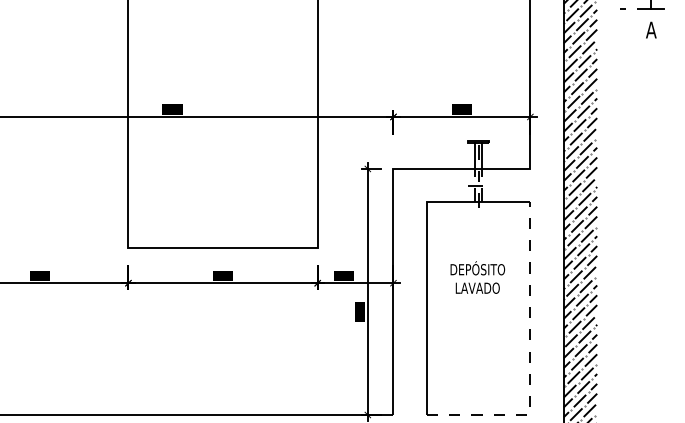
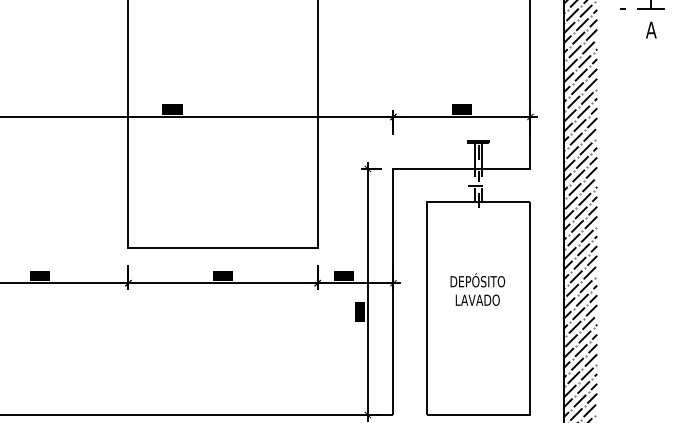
text position: (477, 277) -> (477, 289) (477, 289)
line: dashed -> solid (530, 361)
